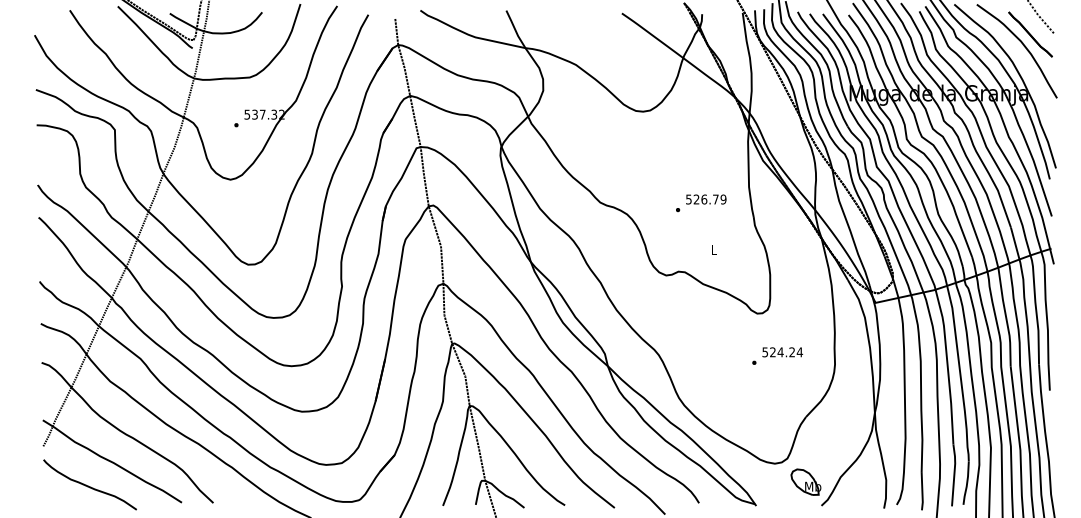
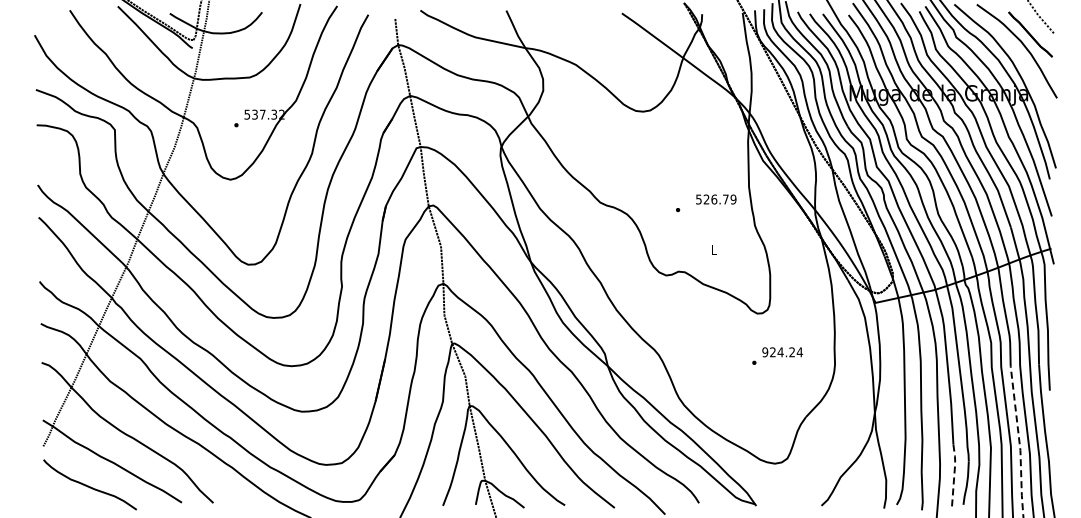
text position: (706, 199) -> (716, 199) (716, 199)
text: 524.24 -> 924.24 (765, 351)
line: solid -> dashed (1019, 442)
line: solid -> dashed (954, 473)
part: present -> none (805, 481)
